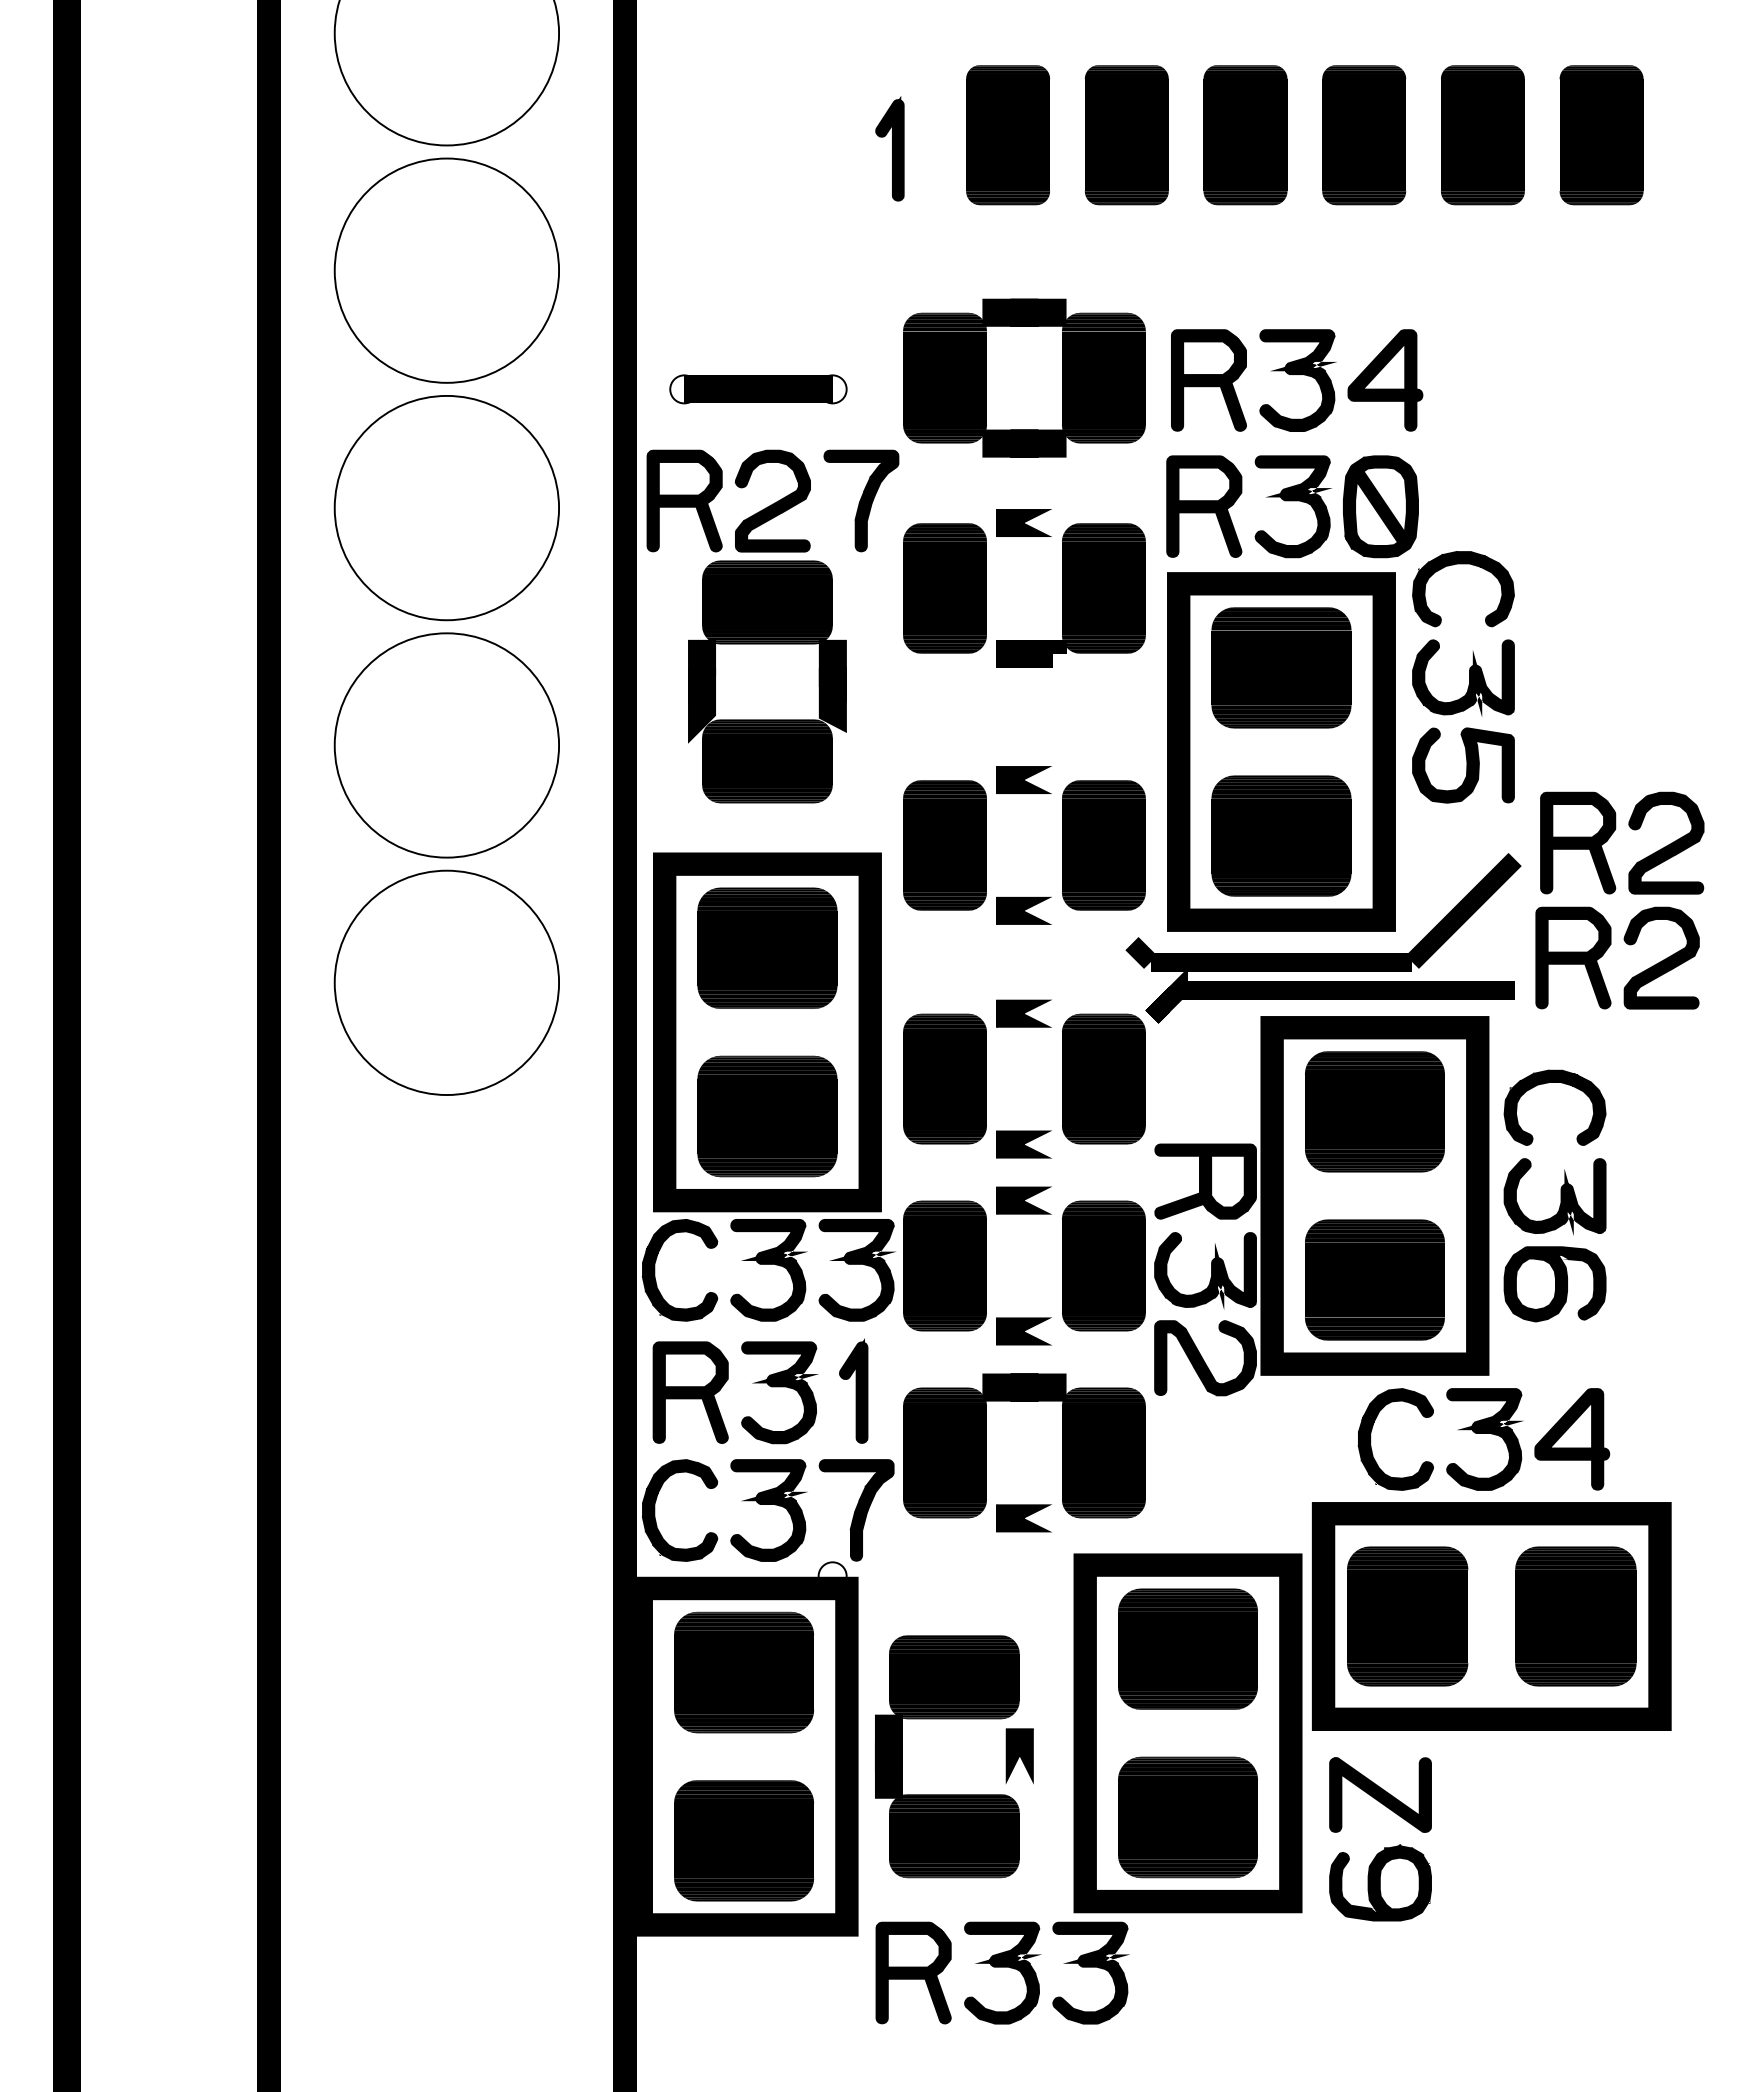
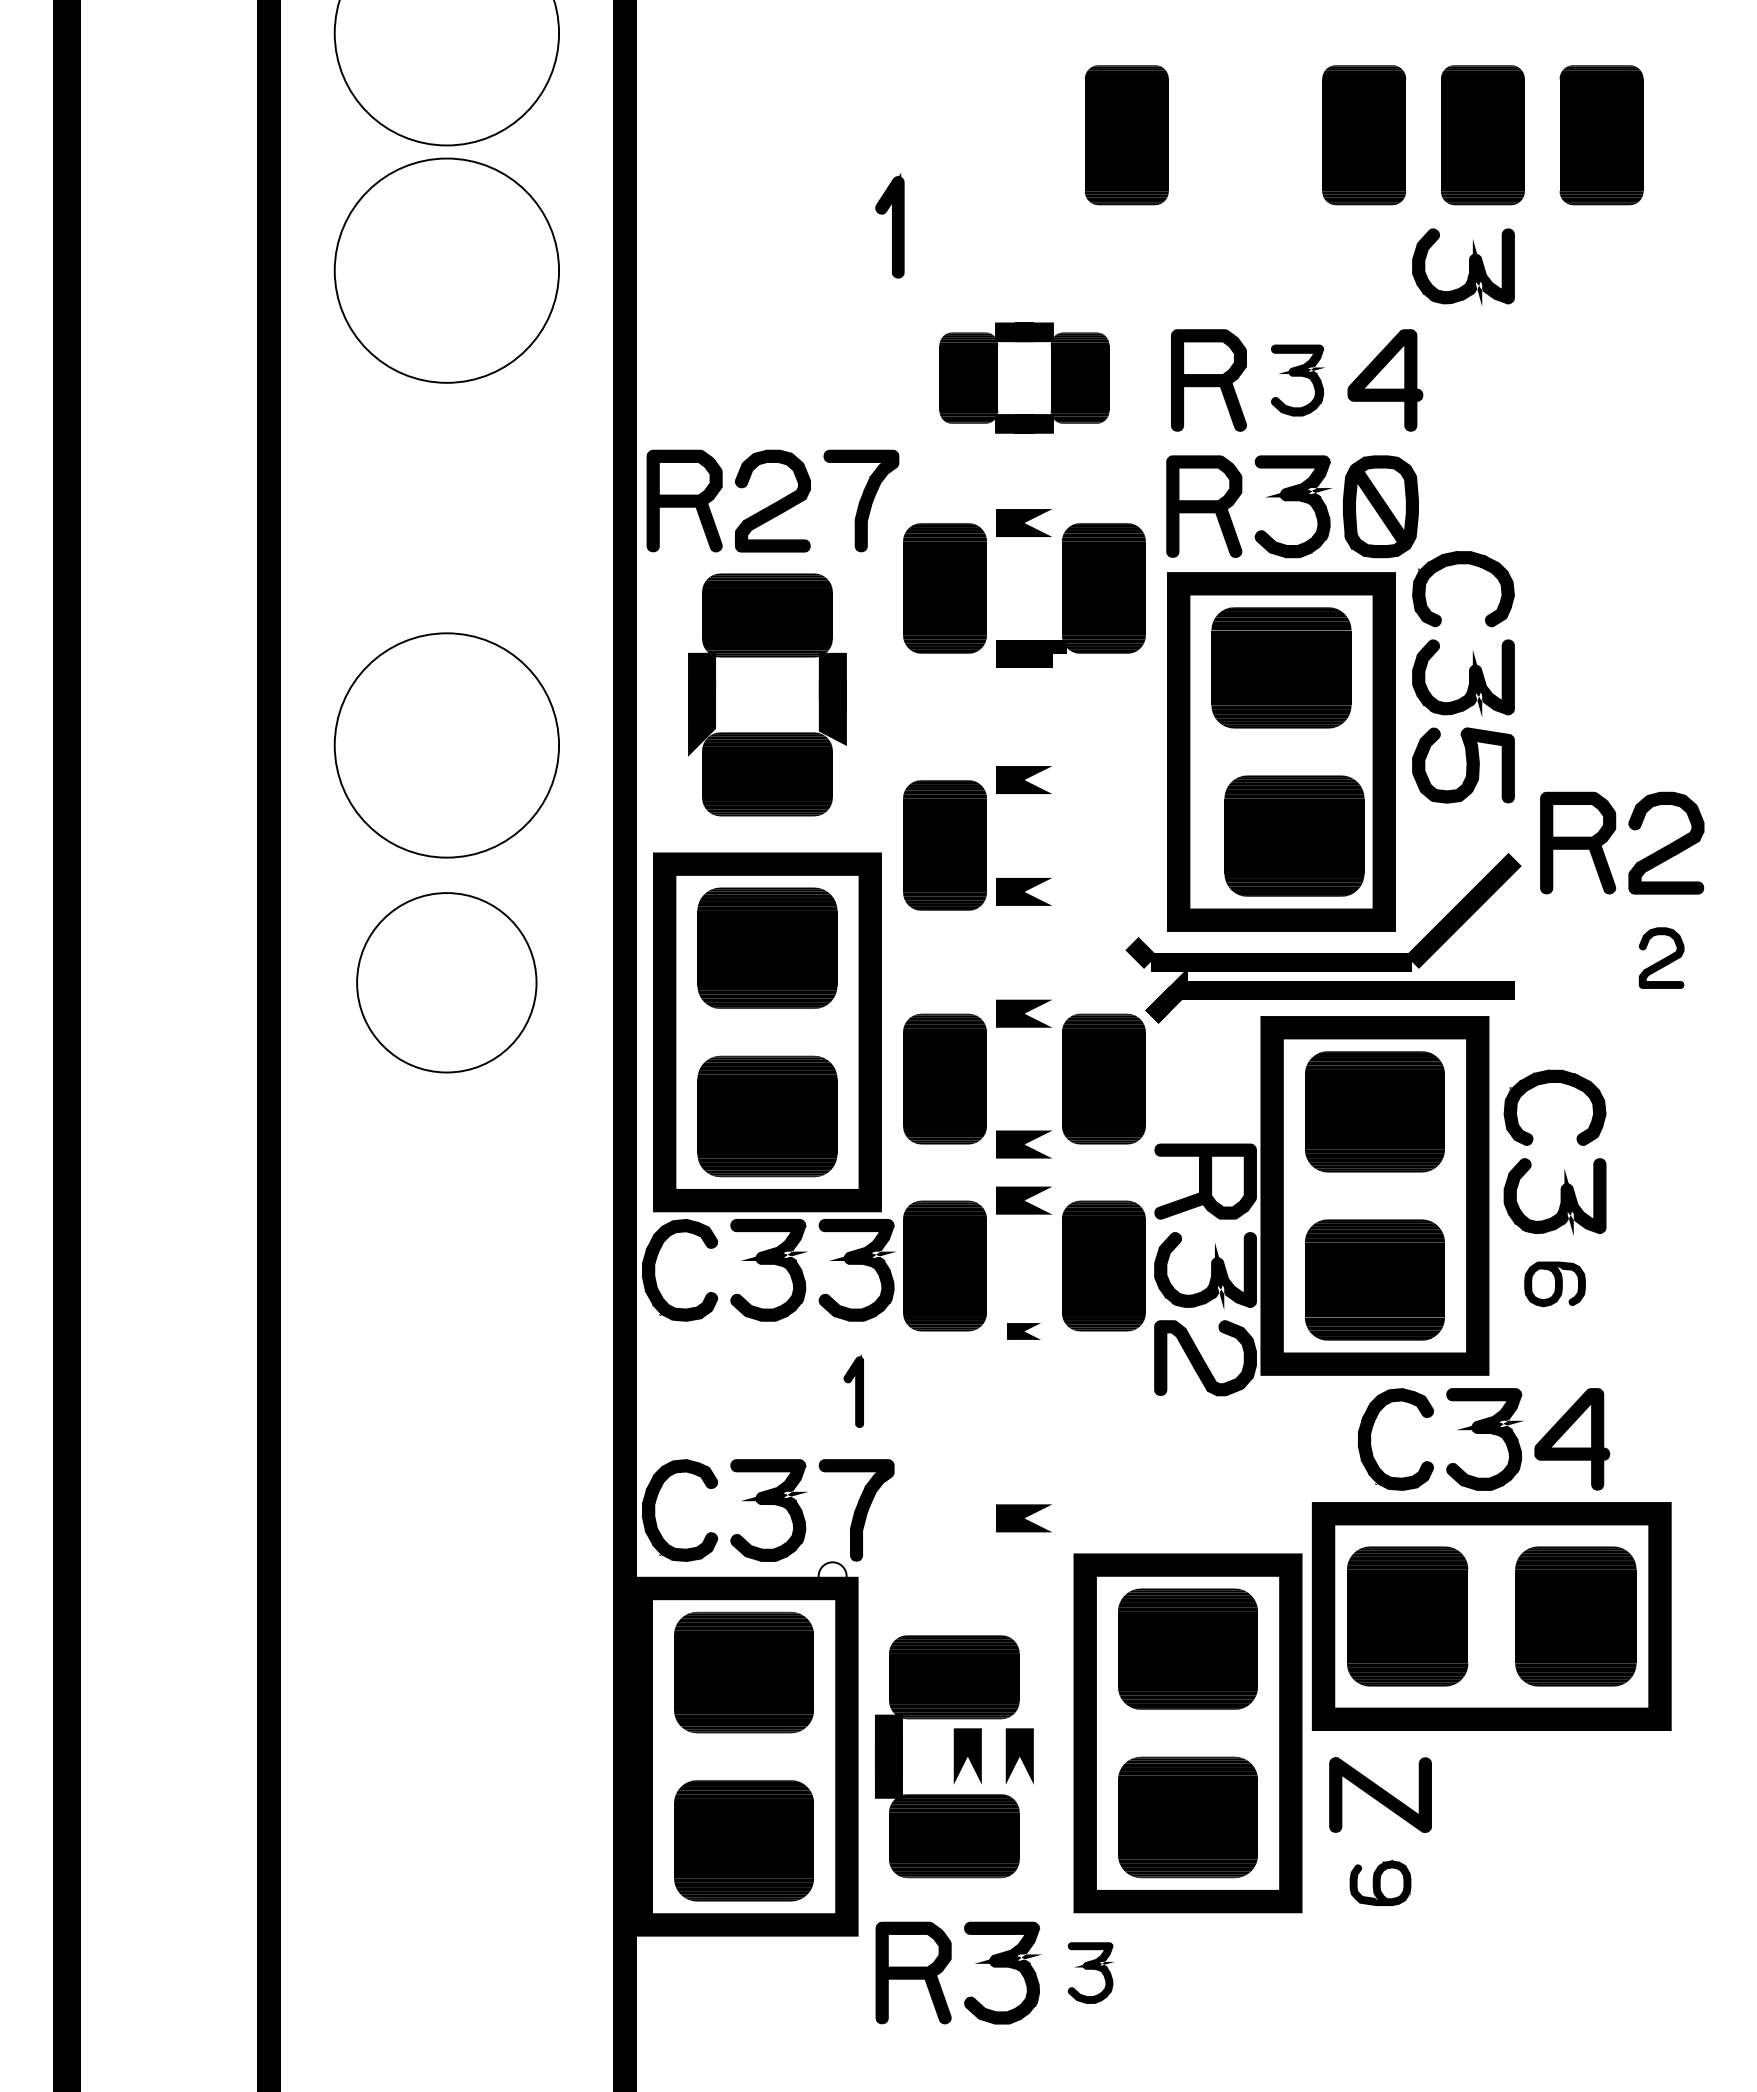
part: present -> none (1008, 135)
part: present -> none (1245, 135)
part position: (889, 148) -> (889, 225) (889, 225)
part: none -> present (1463, 266)
part size: 243x160 px -> 171x112 px (1024, 377)
part size: 78x103 px -> 54x73 px (1297, 380)
part: present -> none (758, 389)
part: present -> none (446, 508)
part position: (767, 681) -> (767, 694) (767, 694)
part position: (1281, 835) -> (1294, 835) (1294, 835)
part: present -> none (1103, 845)
part position: (1023, 910) -> (1023, 891) (1023, 891)
part: present -> none (1573, 957)
part size: 77x104 px -> 47x62 px (1661, 957)
part size: 227x227 px -> 182x182 px (446, 982)
part size: 104x77 px -> 62x47 px (1554, 1284)
part size: 56x29 px -> 34x17 px (1023, 1331)
part size: 30x106 px -> 21x74 px (853, 1390)
part: present -> none (690, 1392)
part: present -> none (779, 1392)
part: present -> none (986, 1445)
part: none -> present (967, 1756)
part size: 103x78 px -> 63x47 px (1380, 1882)
part size: 78x104 px -> 47x62 px (1090, 1972)
